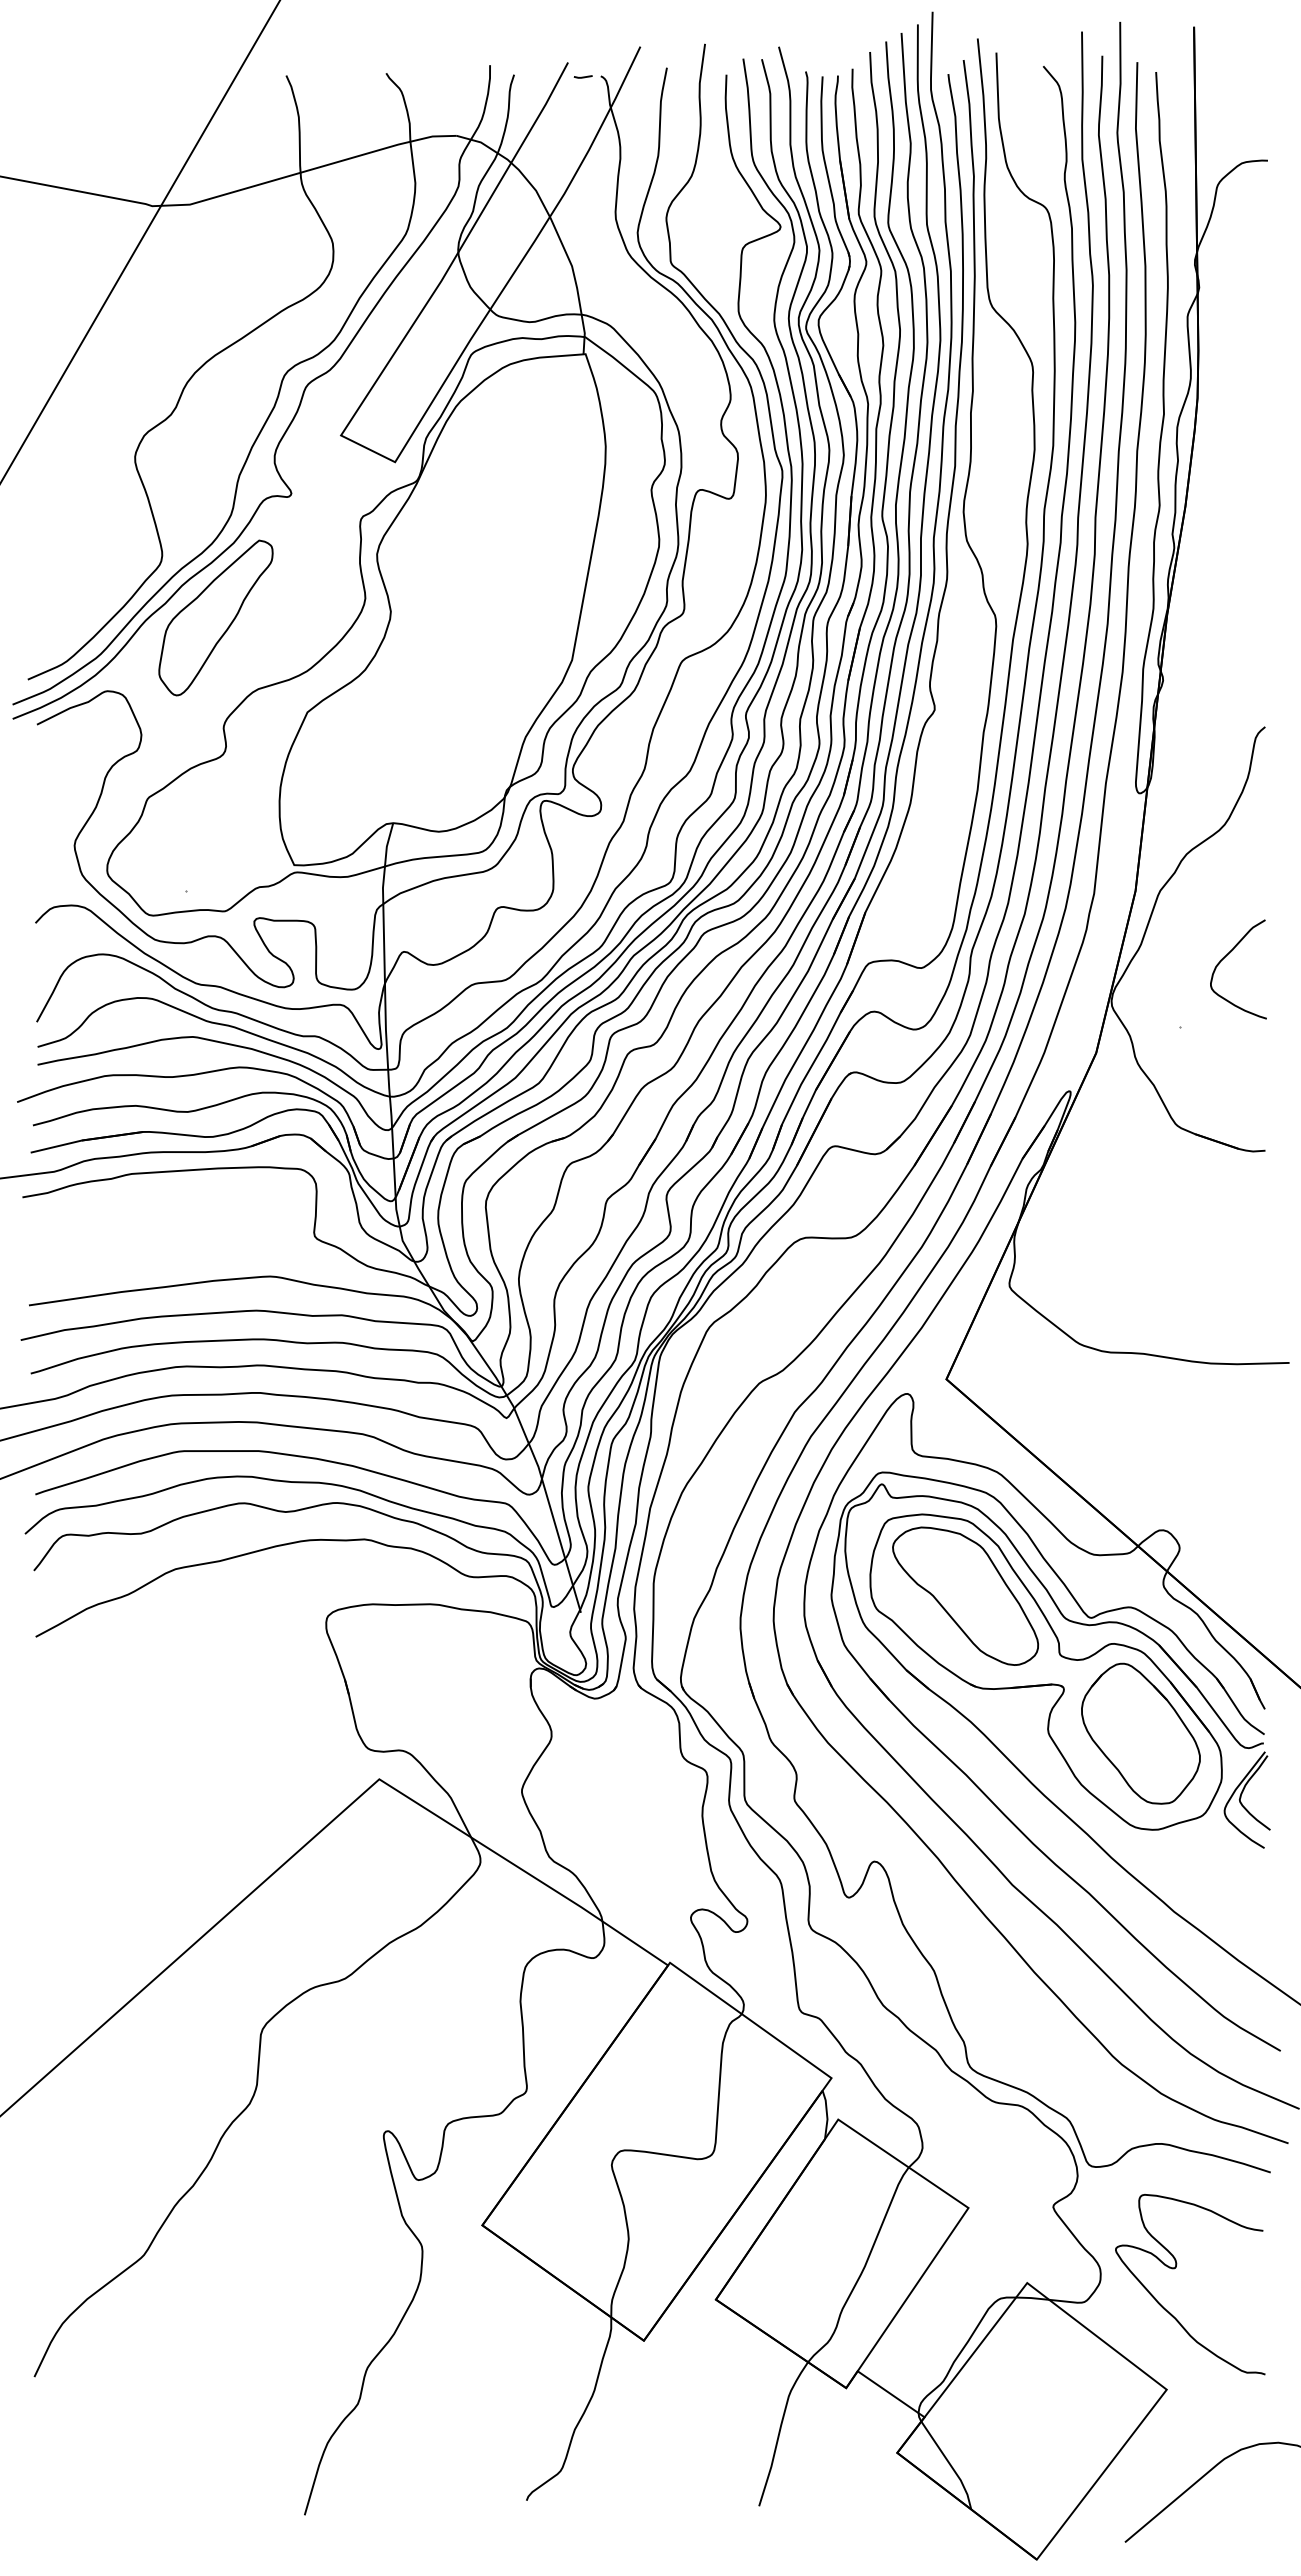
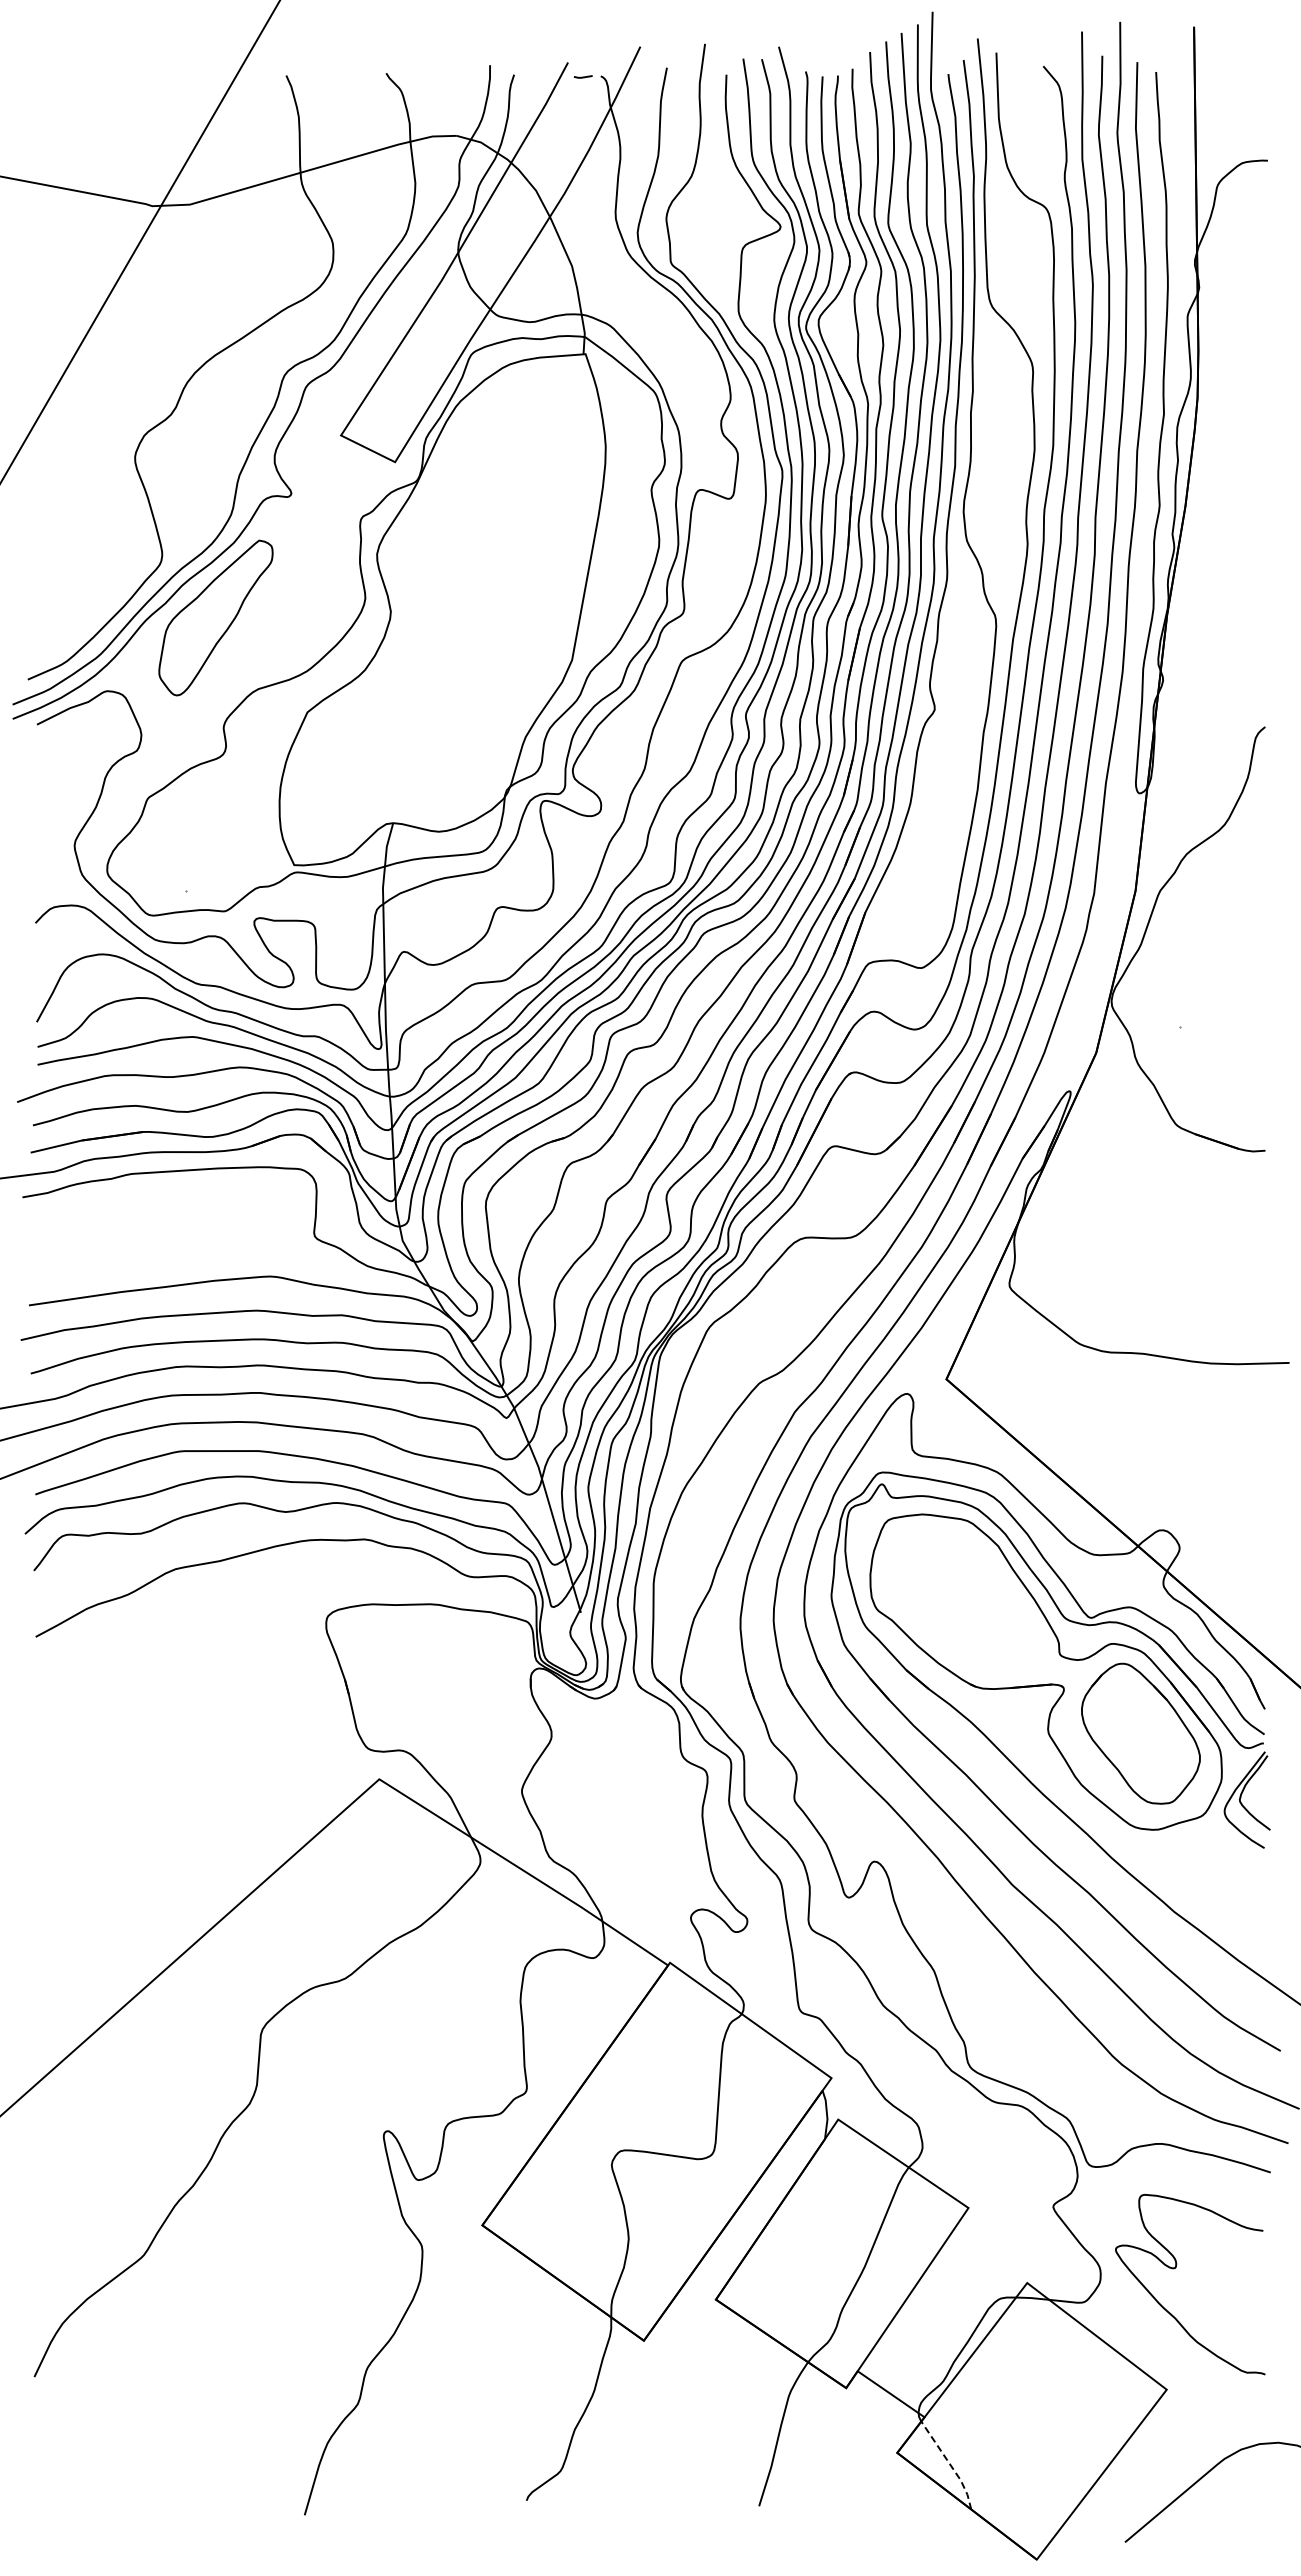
curve: present -> none (1226, 956)
part: present -> none (965, 1595)
line: solid -> dashed (950, 2464)
